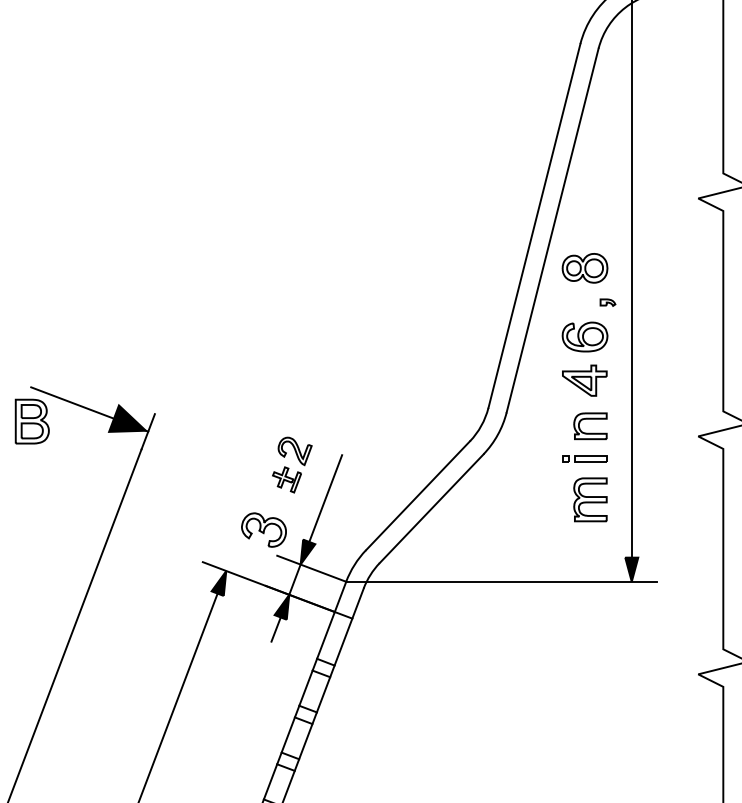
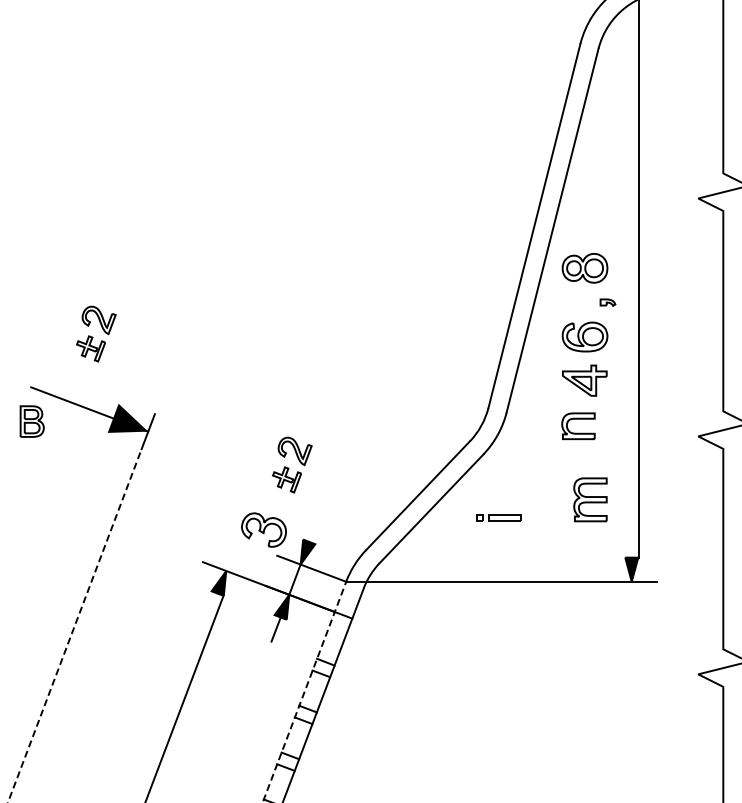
line position: (631, 279) -> (638, 279) (638, 279)
part: none -> present (96, 333)
part size: 36x47 px -> 26x33 px (31, 421)
part position: (590, 426) -> (578, 426) (578, 426)
part position: (584, 458) -> (498, 517) (498, 517)
line: present -> none (325, 498)
line: solid -> dashed (74, 625)
line: solid -> dashed (304, 692)
line position: (178, 696) -> (184, 697) (184, 697)
